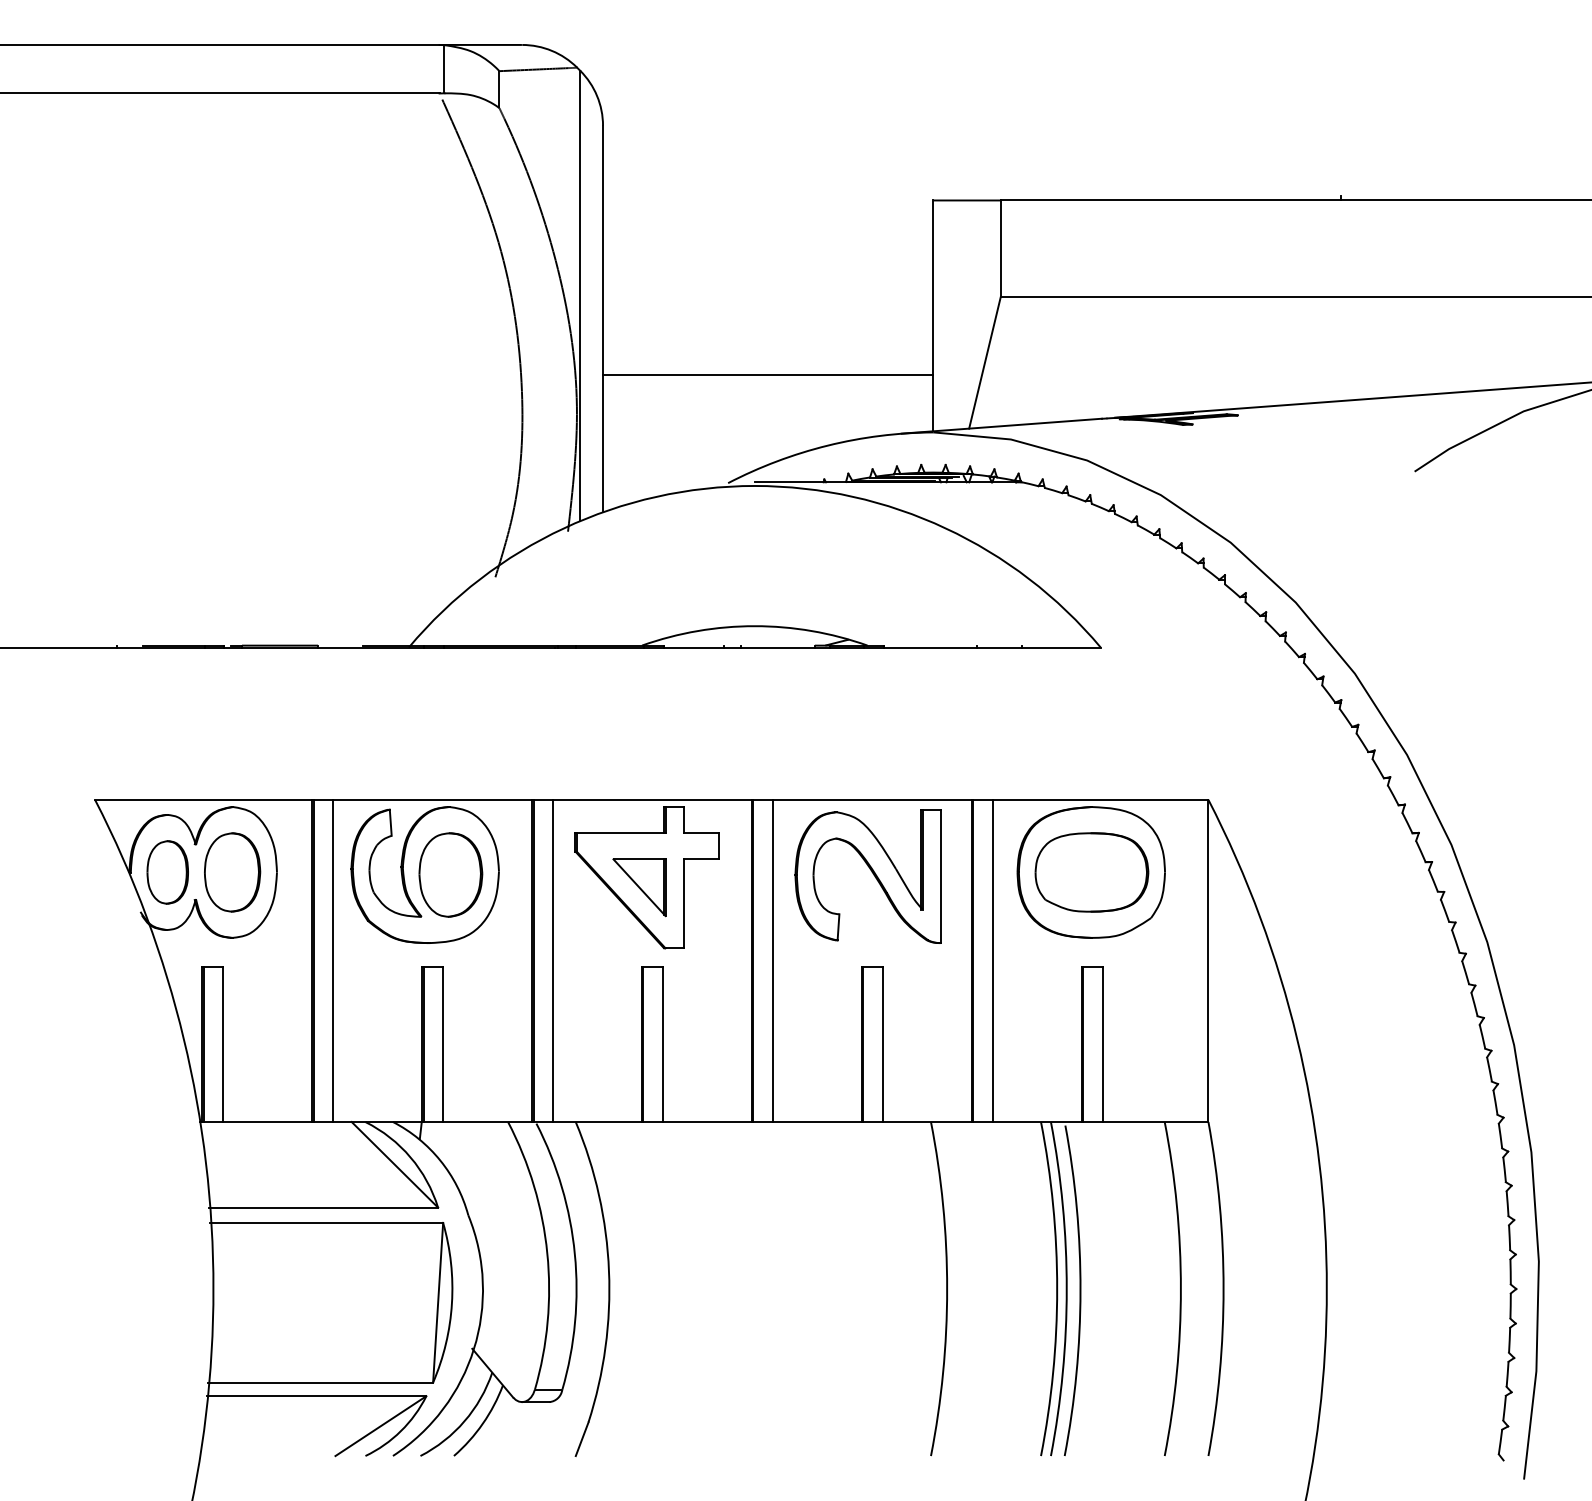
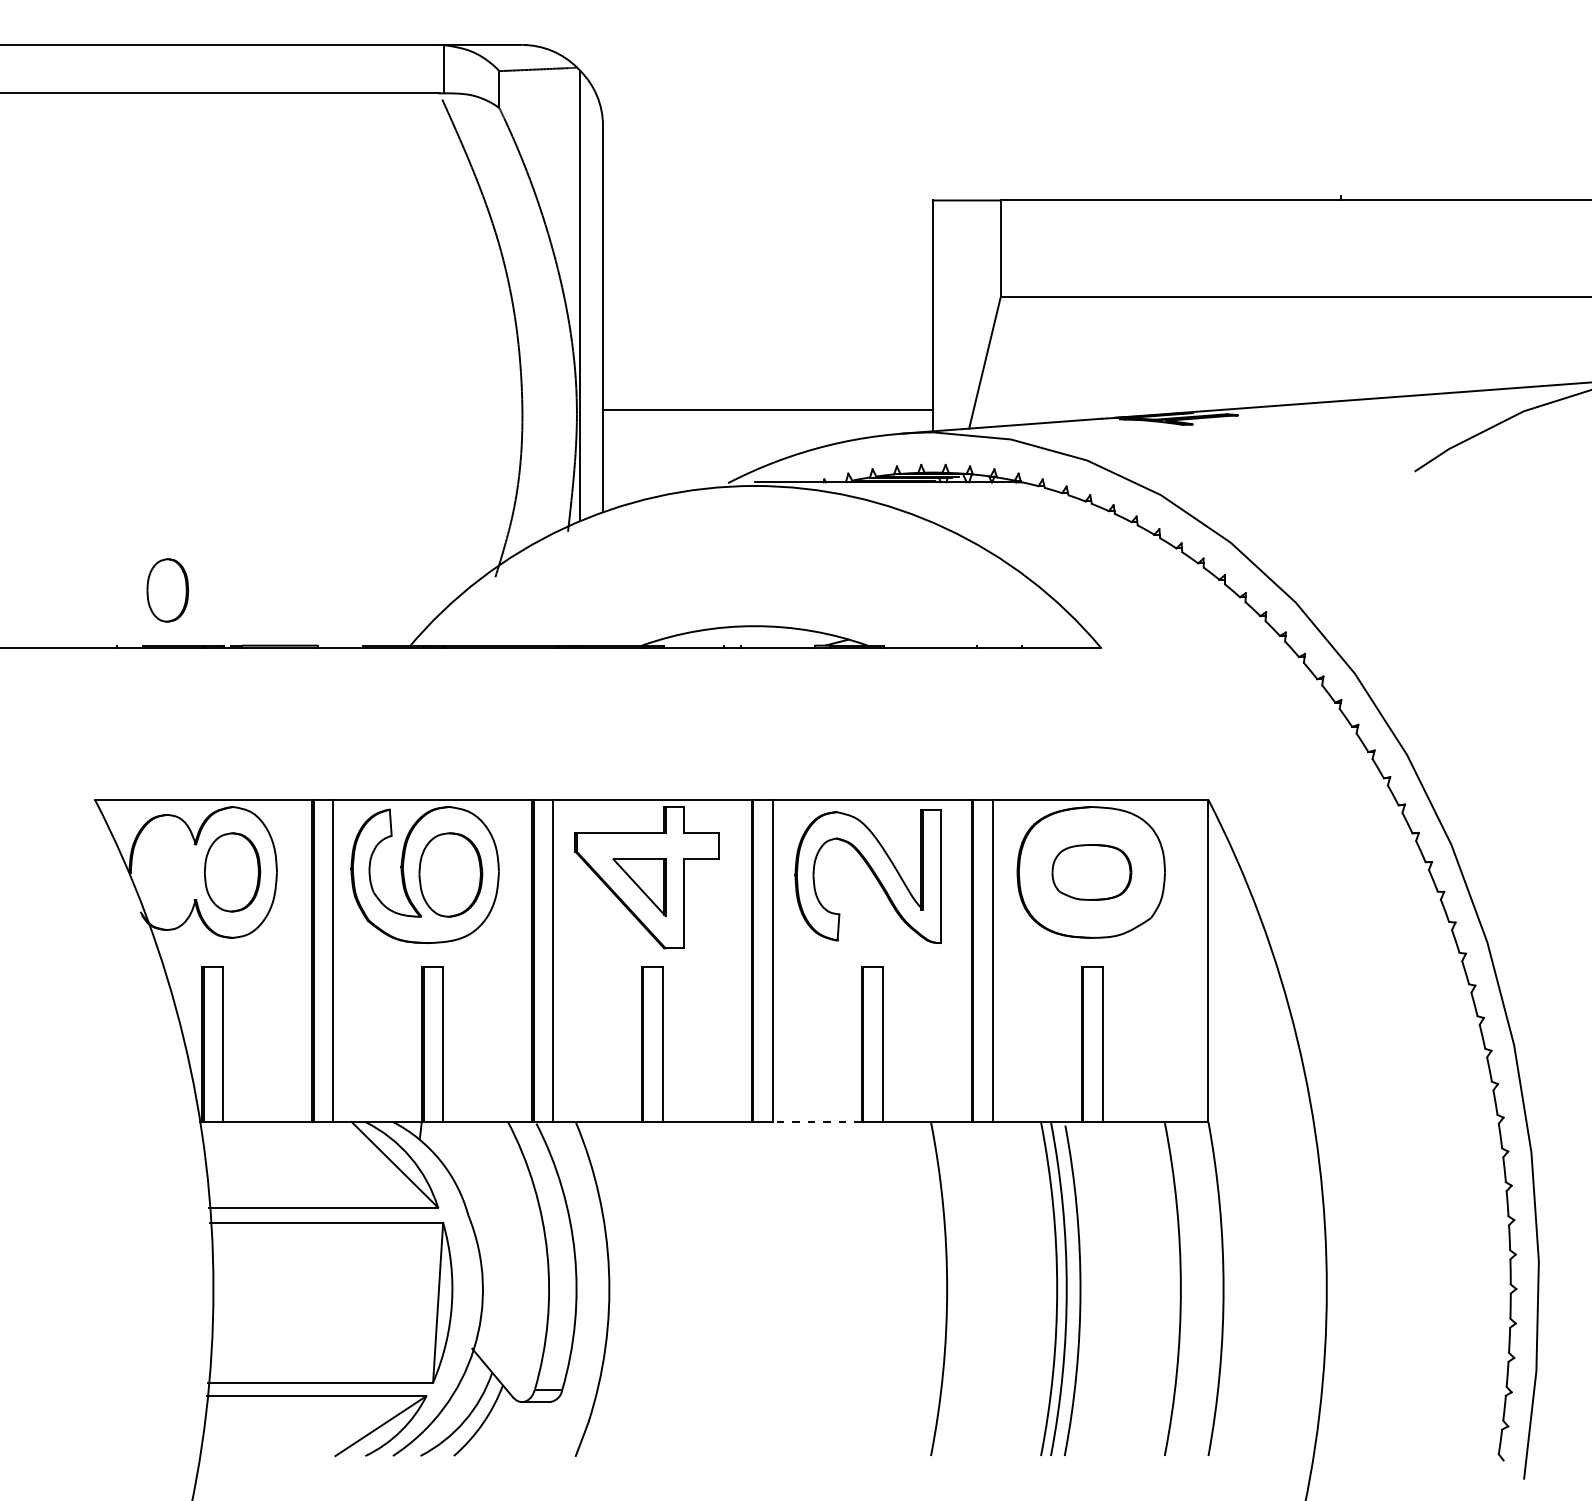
line position: (768, 375) -> (768, 410) (768, 410)
part position: (167, 872) -> (167, 590) (167, 590)
part size: 116x81 px -> 82x57 px (1091, 872)
line: solid -> dashed (817, 1122)
